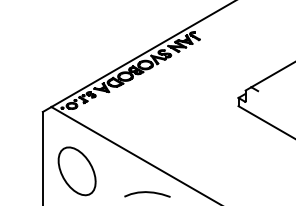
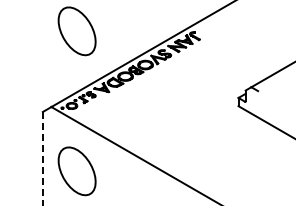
part: none -> present (76, 31)
line: solid -> dashed (42, 158)
curve: present -> none (147, 193)
